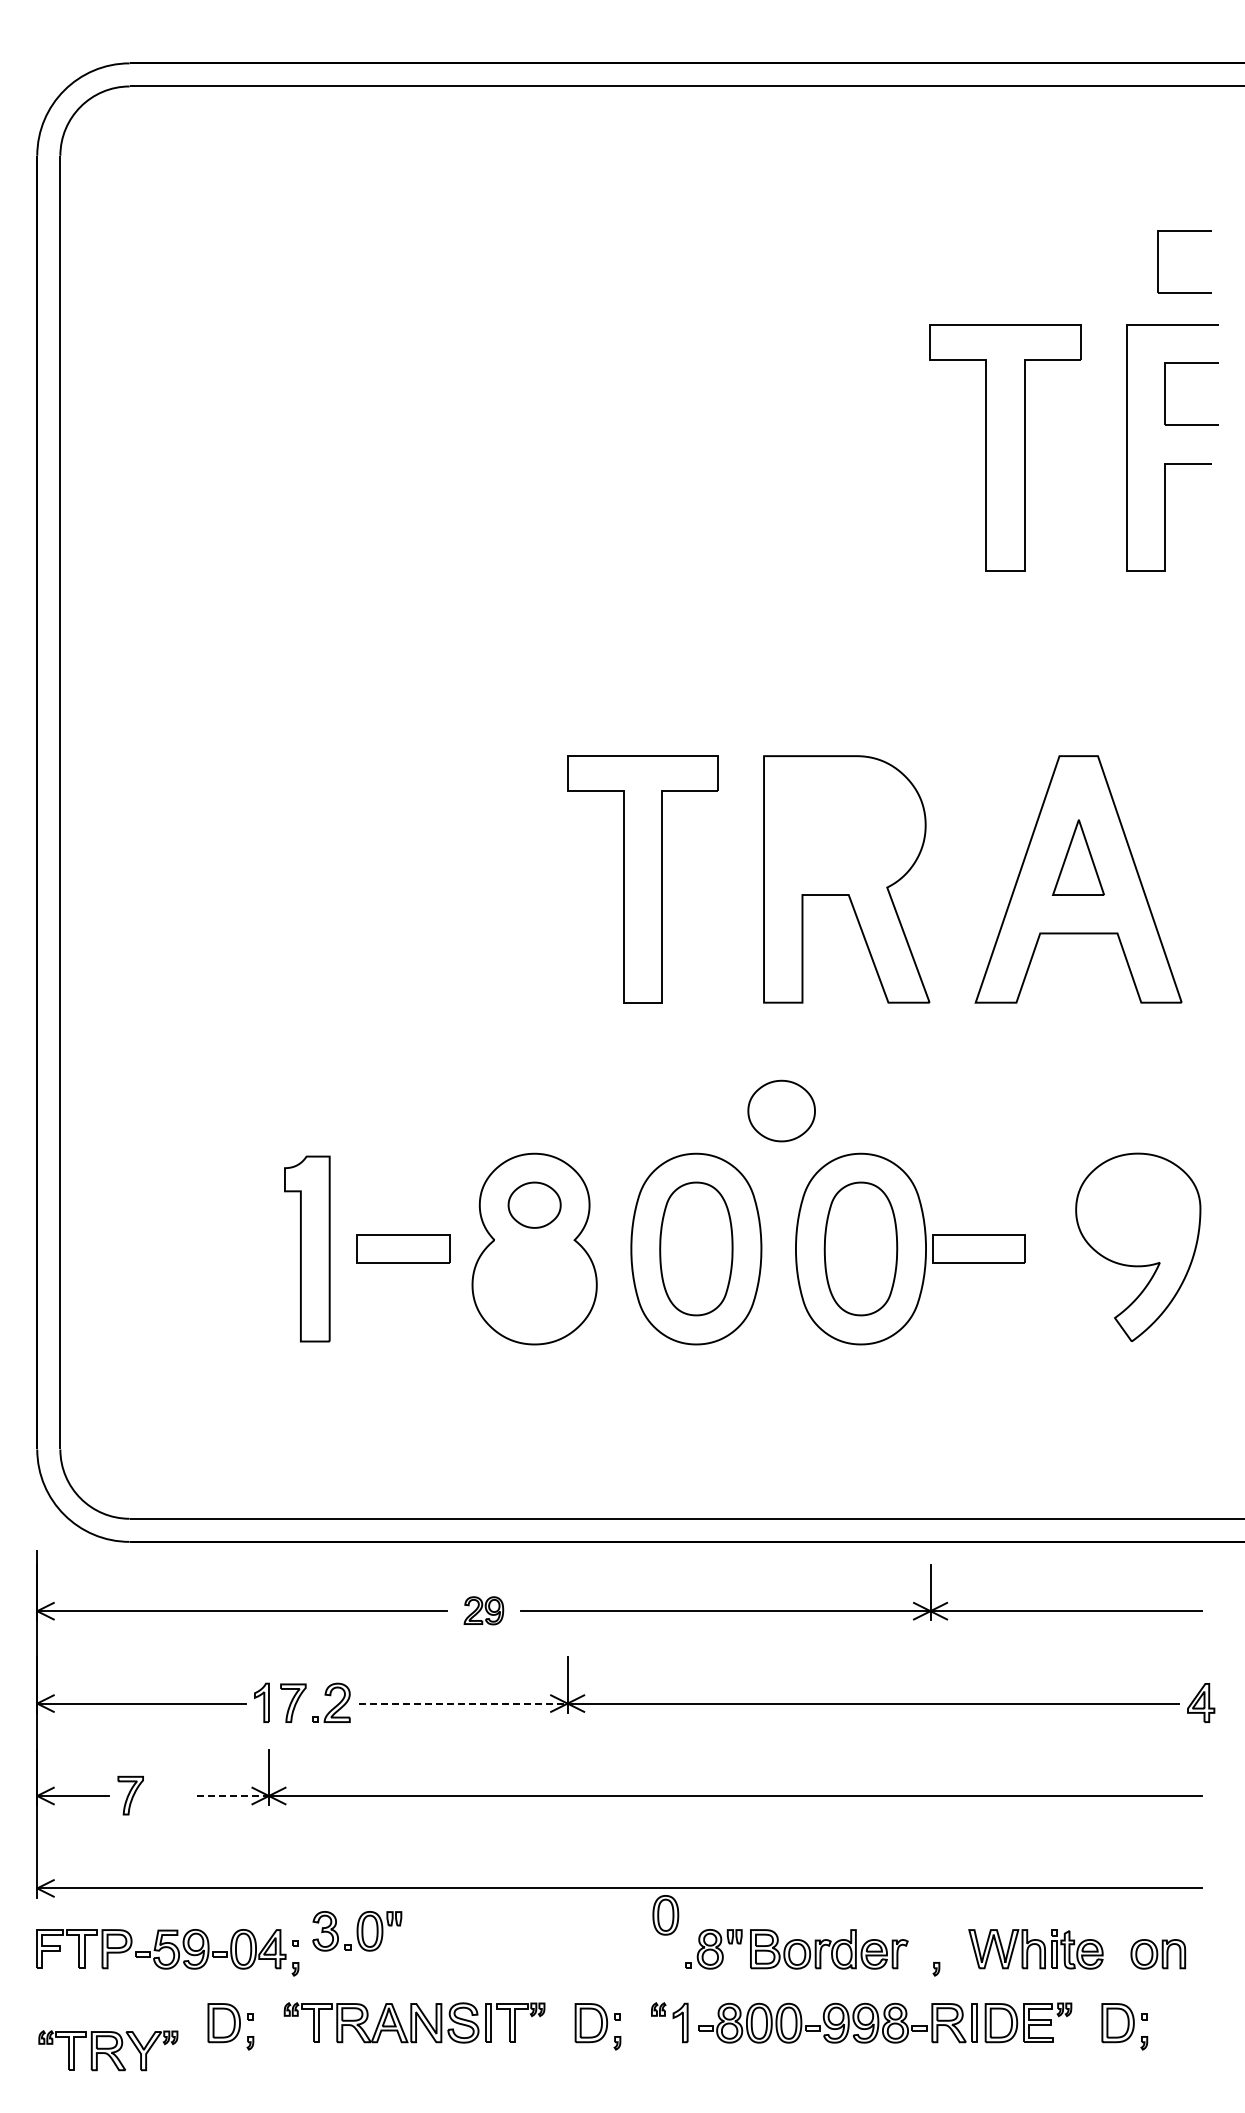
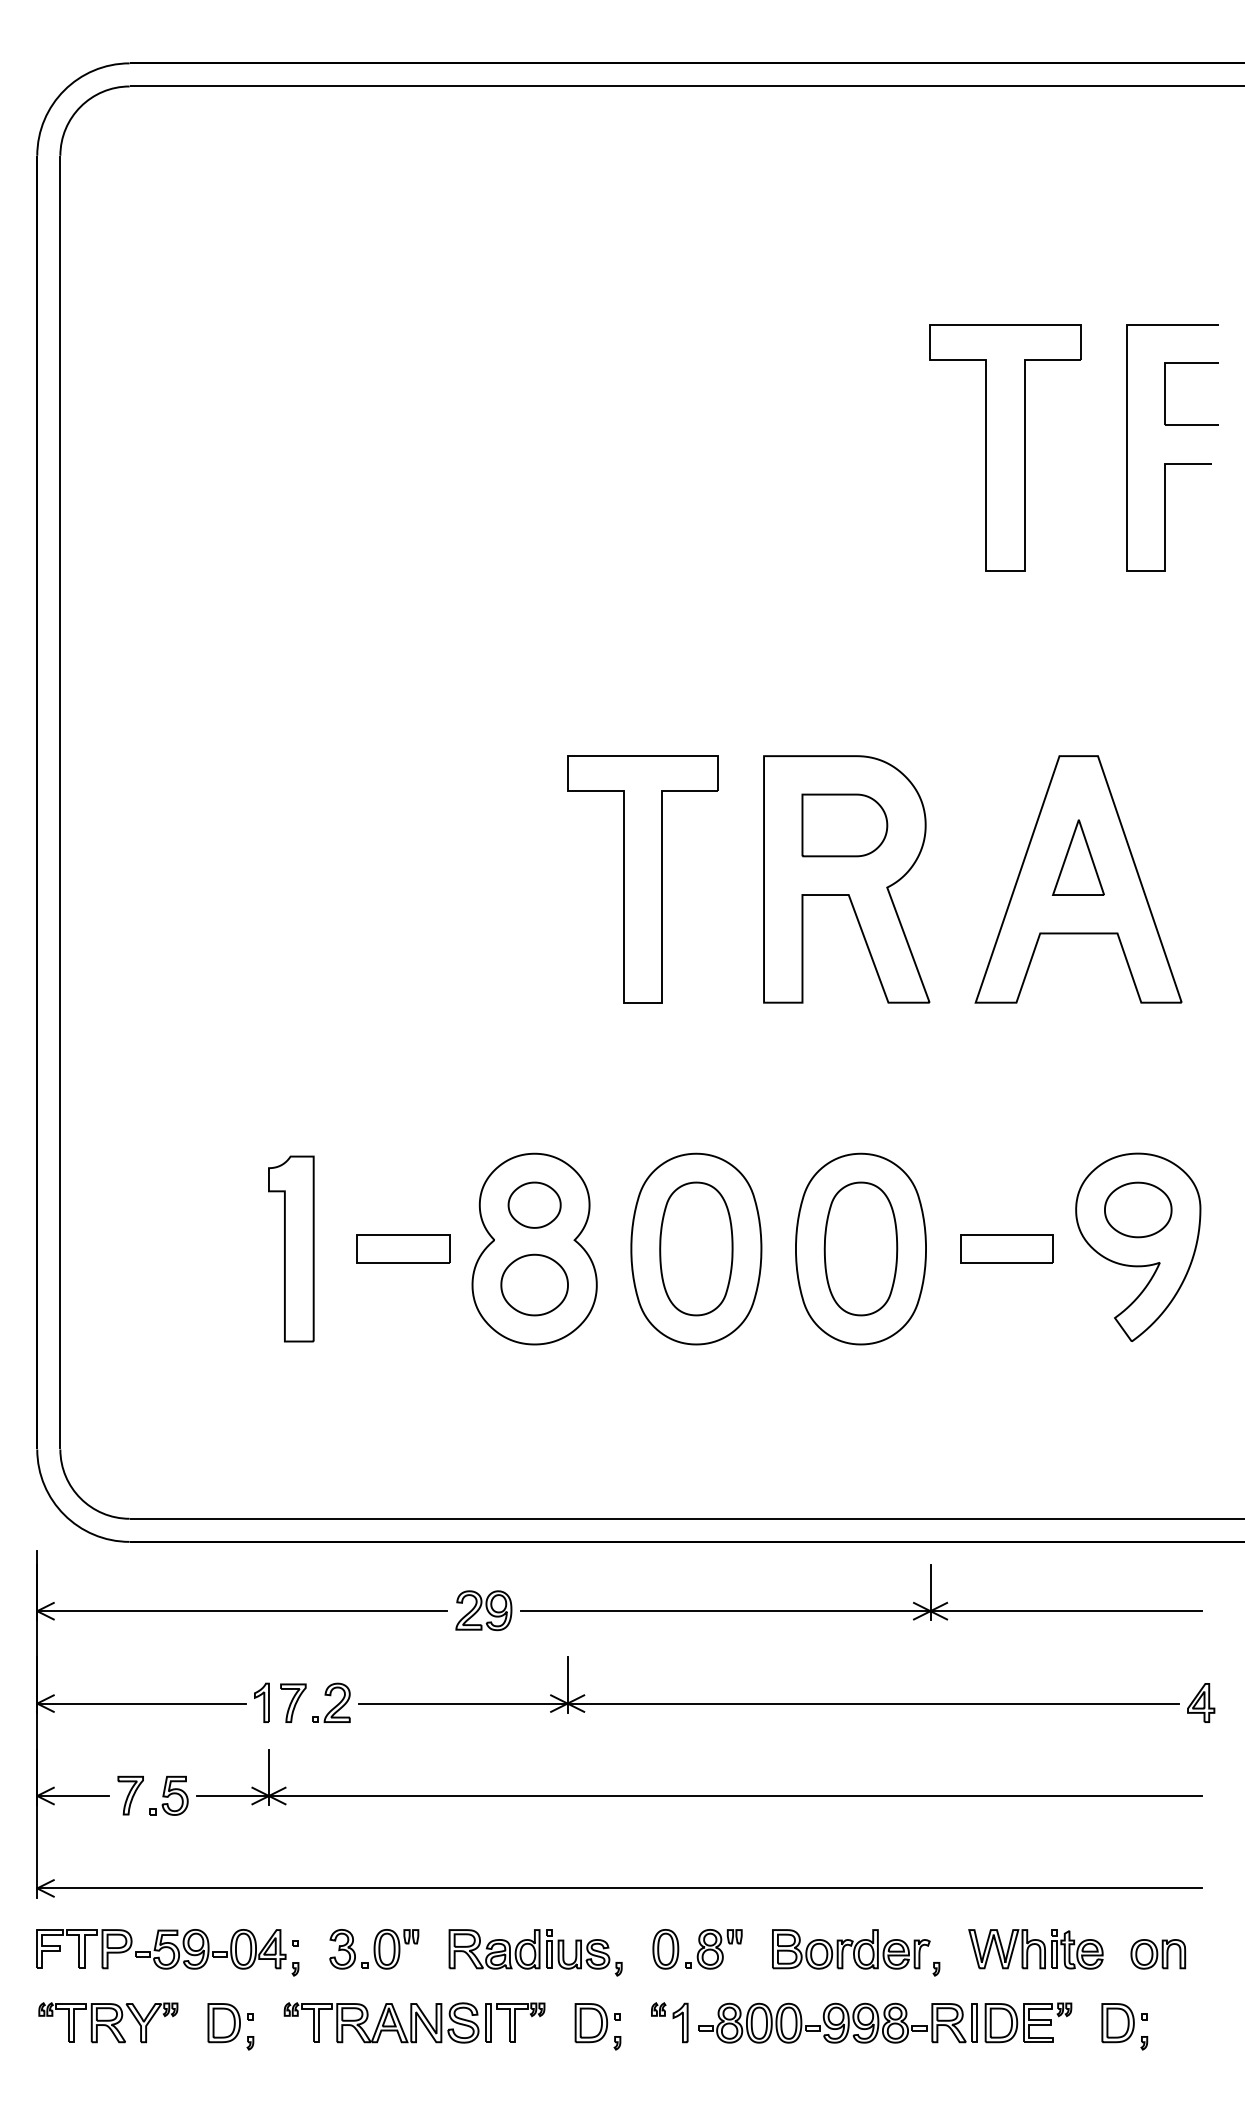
part: present -> none (1158, 261)
part: none -> present (844, 825)
part position: (781, 1110) -> (534, 1284) (534, 1284)
part: none -> present (1138, 1209)
part position: (307, 1248) -> (291, 1248) (291, 1248)
part position: (978, 1248) -> (1006, 1248) (1006, 1248)
part size: 42x30 px -> 58x42 px (483, 1610)
line: dashed -> solid (463, 1703)
part: none -> present (168, 1795)
line: dashed -> solid (233, 1796)
part position: (665, 1915) -> (665, 1949) (665, 1949)
part position: (357, 1931) -> (374, 1949) (374, 1949)
part position: (829, 1949) -> (851, 1949) (851, 1949)
part: none -> present (535, 1952)
part position: (108, 2050) -> (108, 2022) (108, 2022)
